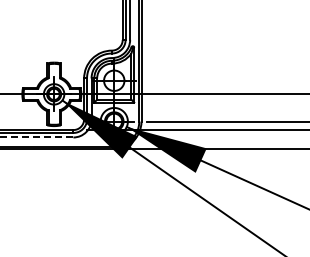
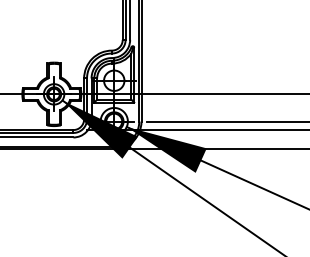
line: dashed -> solid (36, 137)
